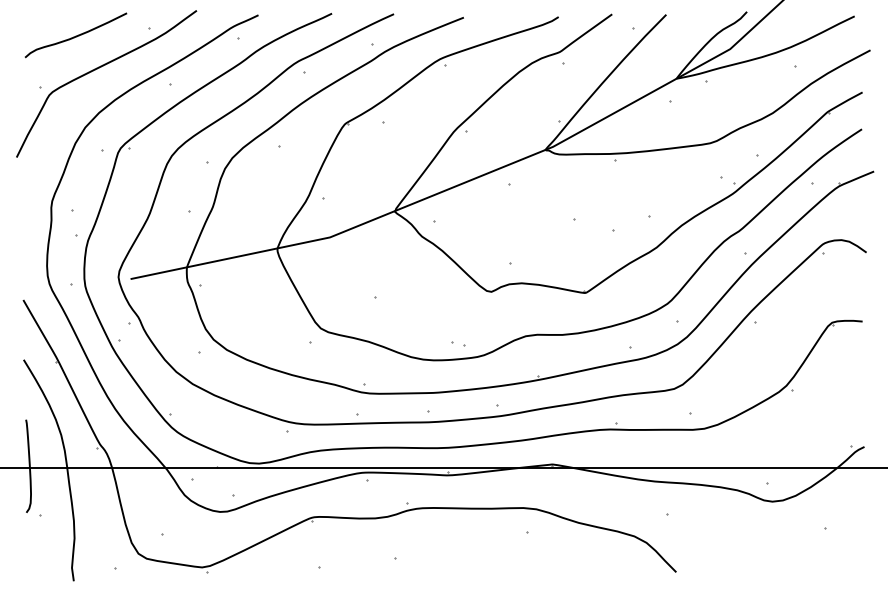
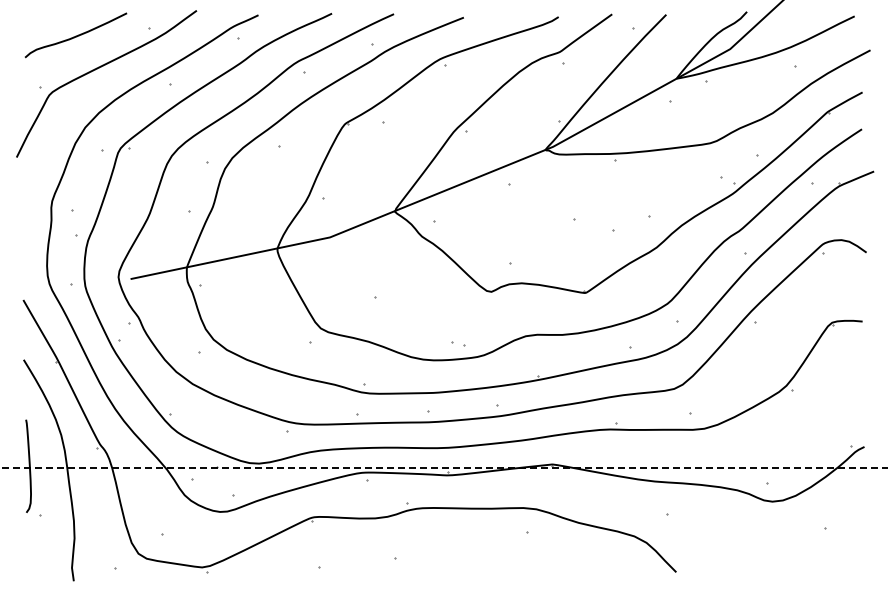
line: solid -> dashed (443, 467)
